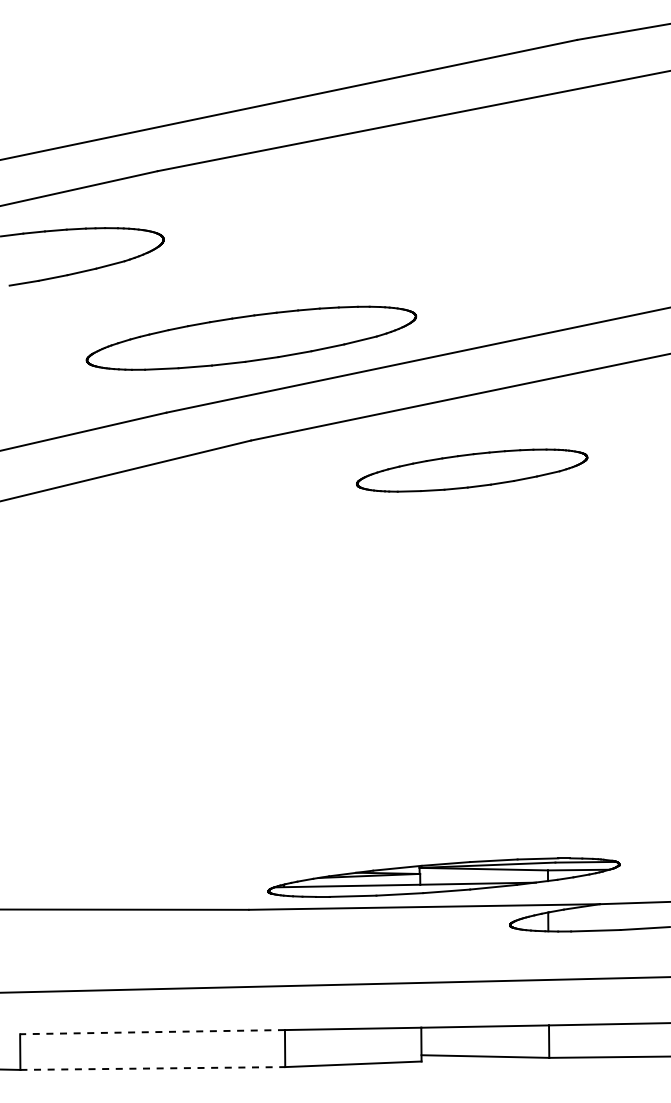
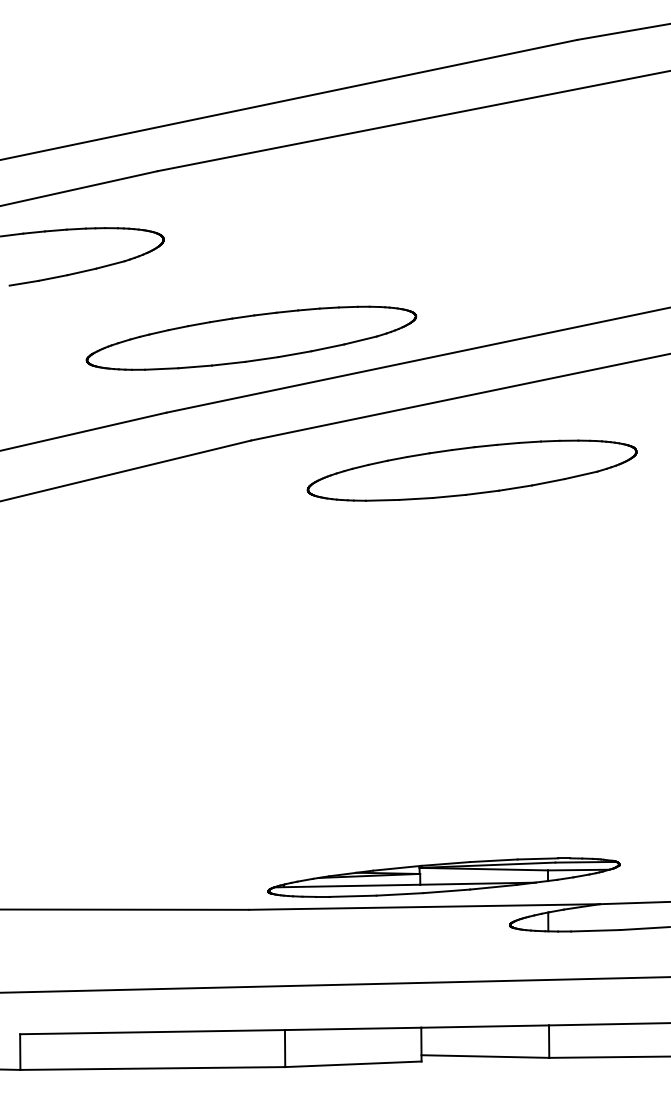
part size: 233x45 px -> 332x63 px (471, 470)
line: dashed -> solid (152, 1032)
line: dashed -> solid (153, 1068)
